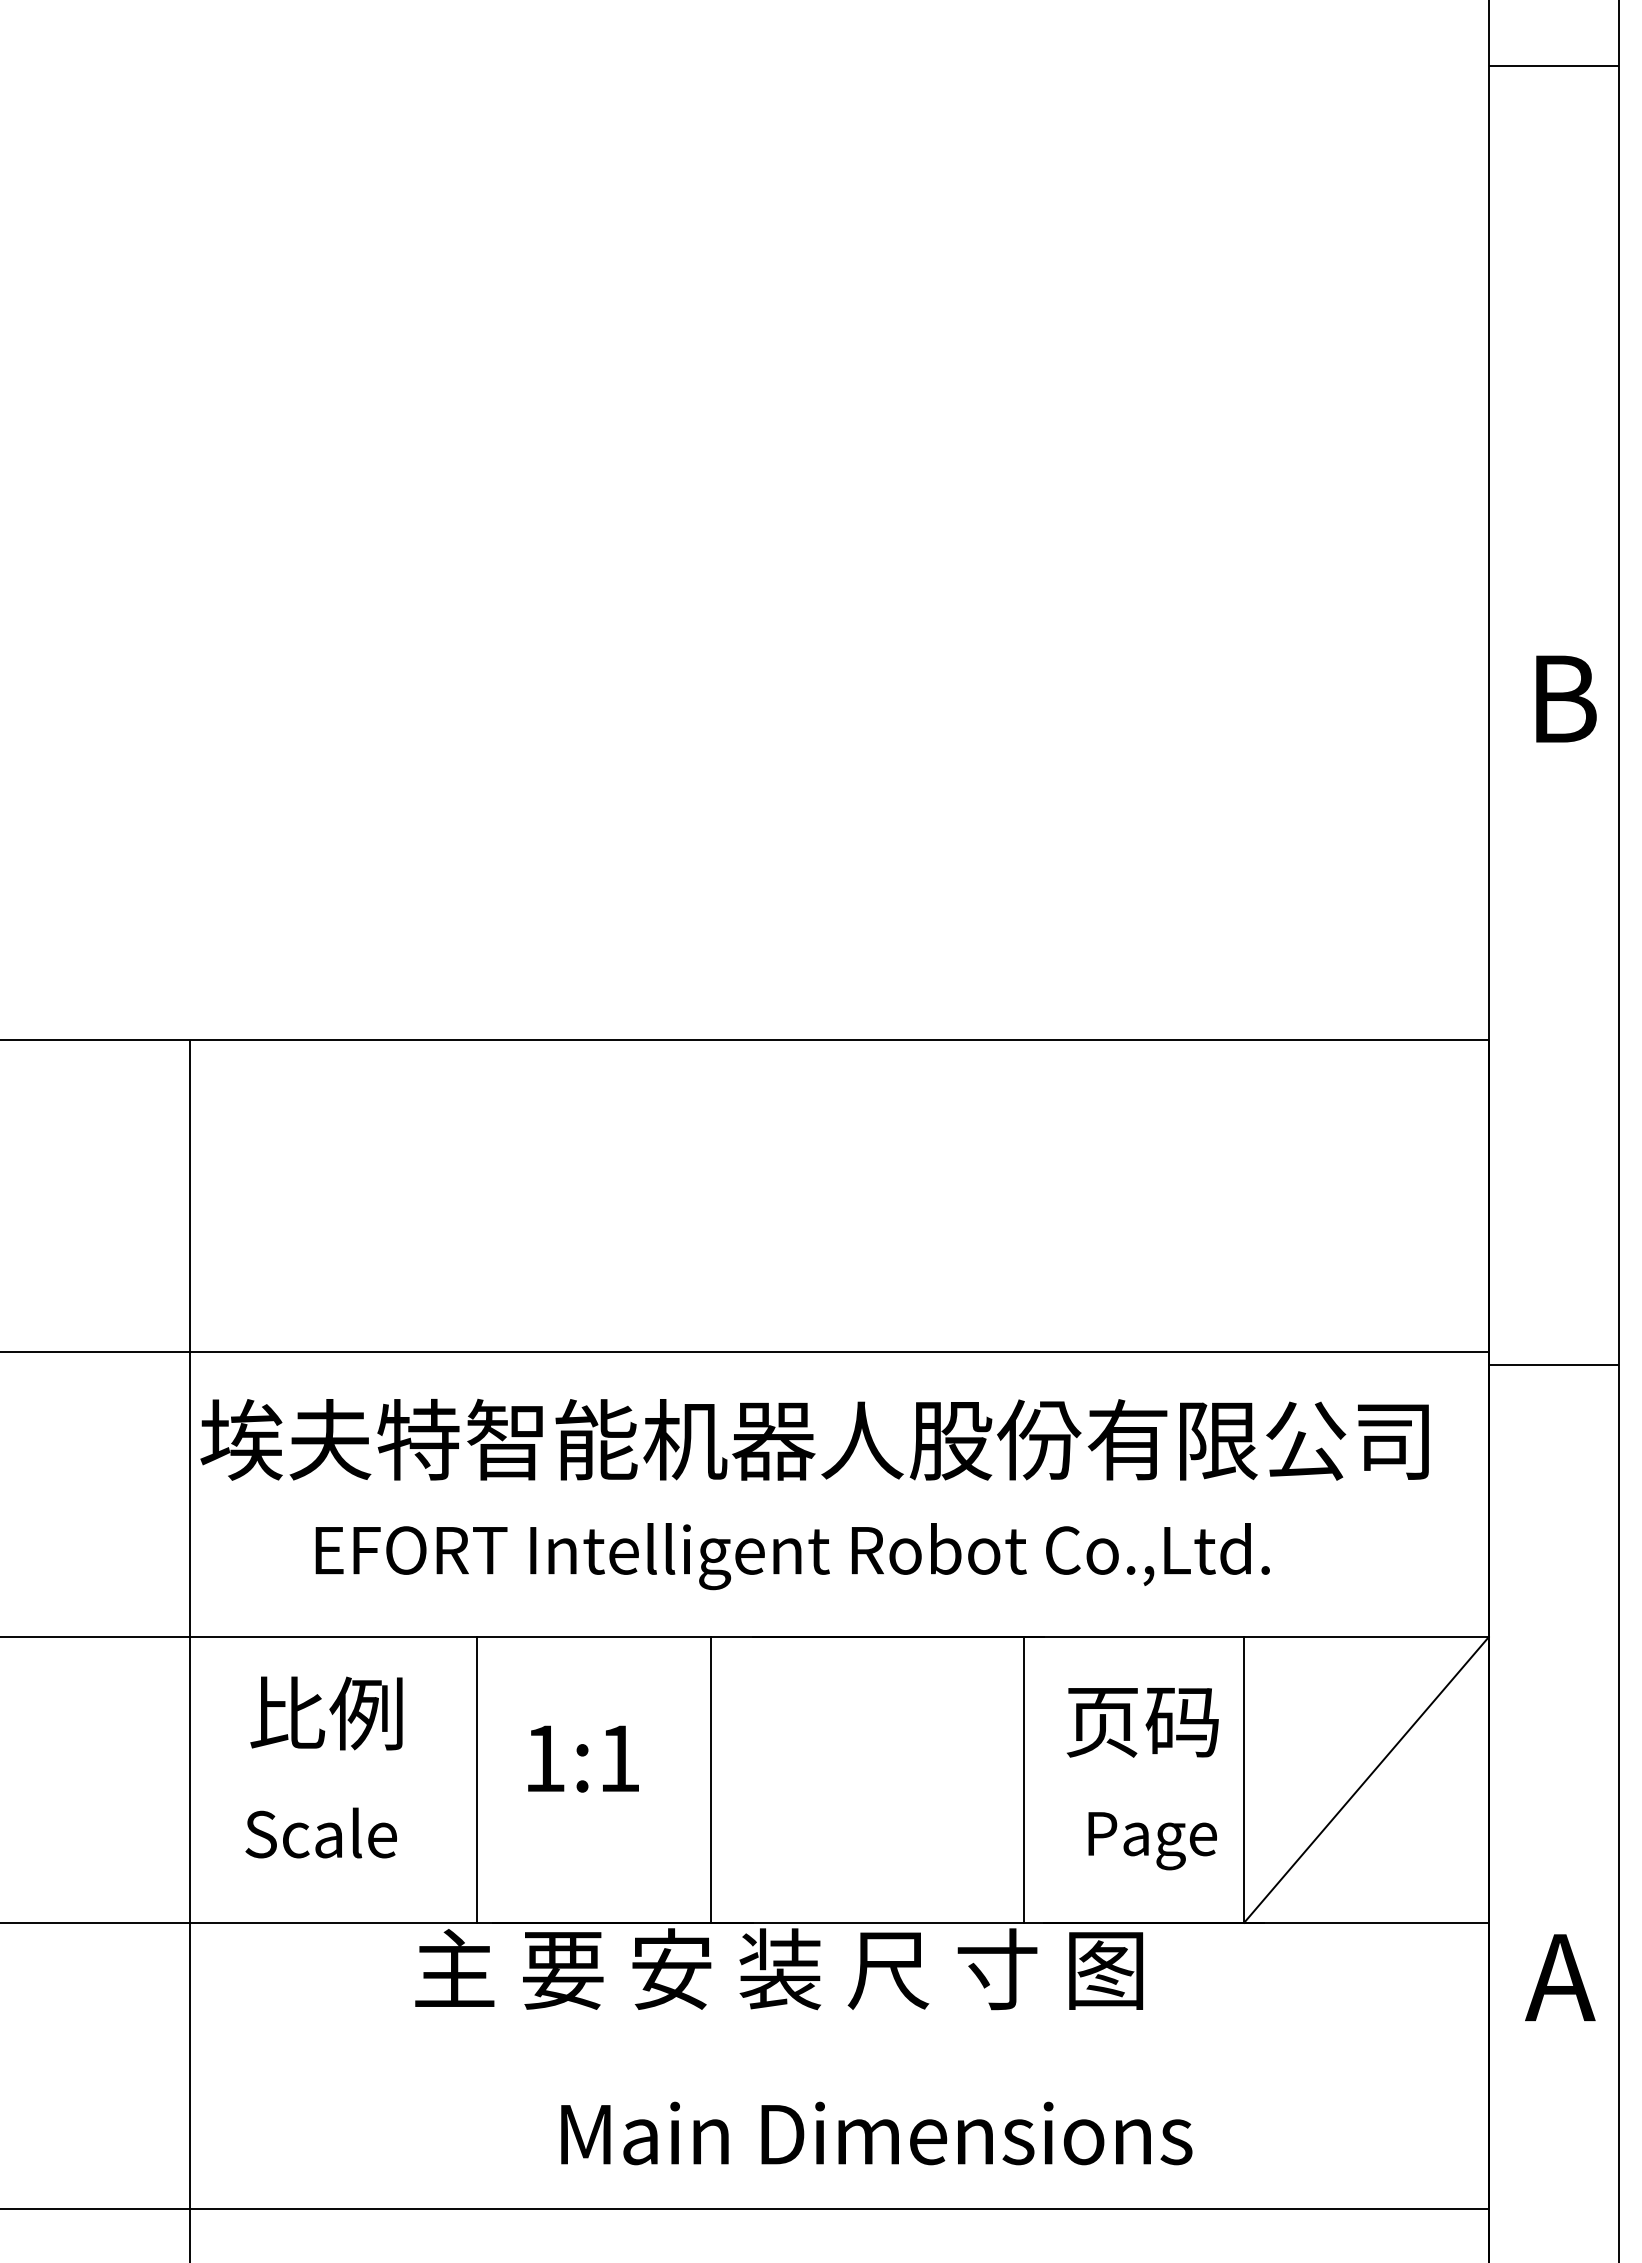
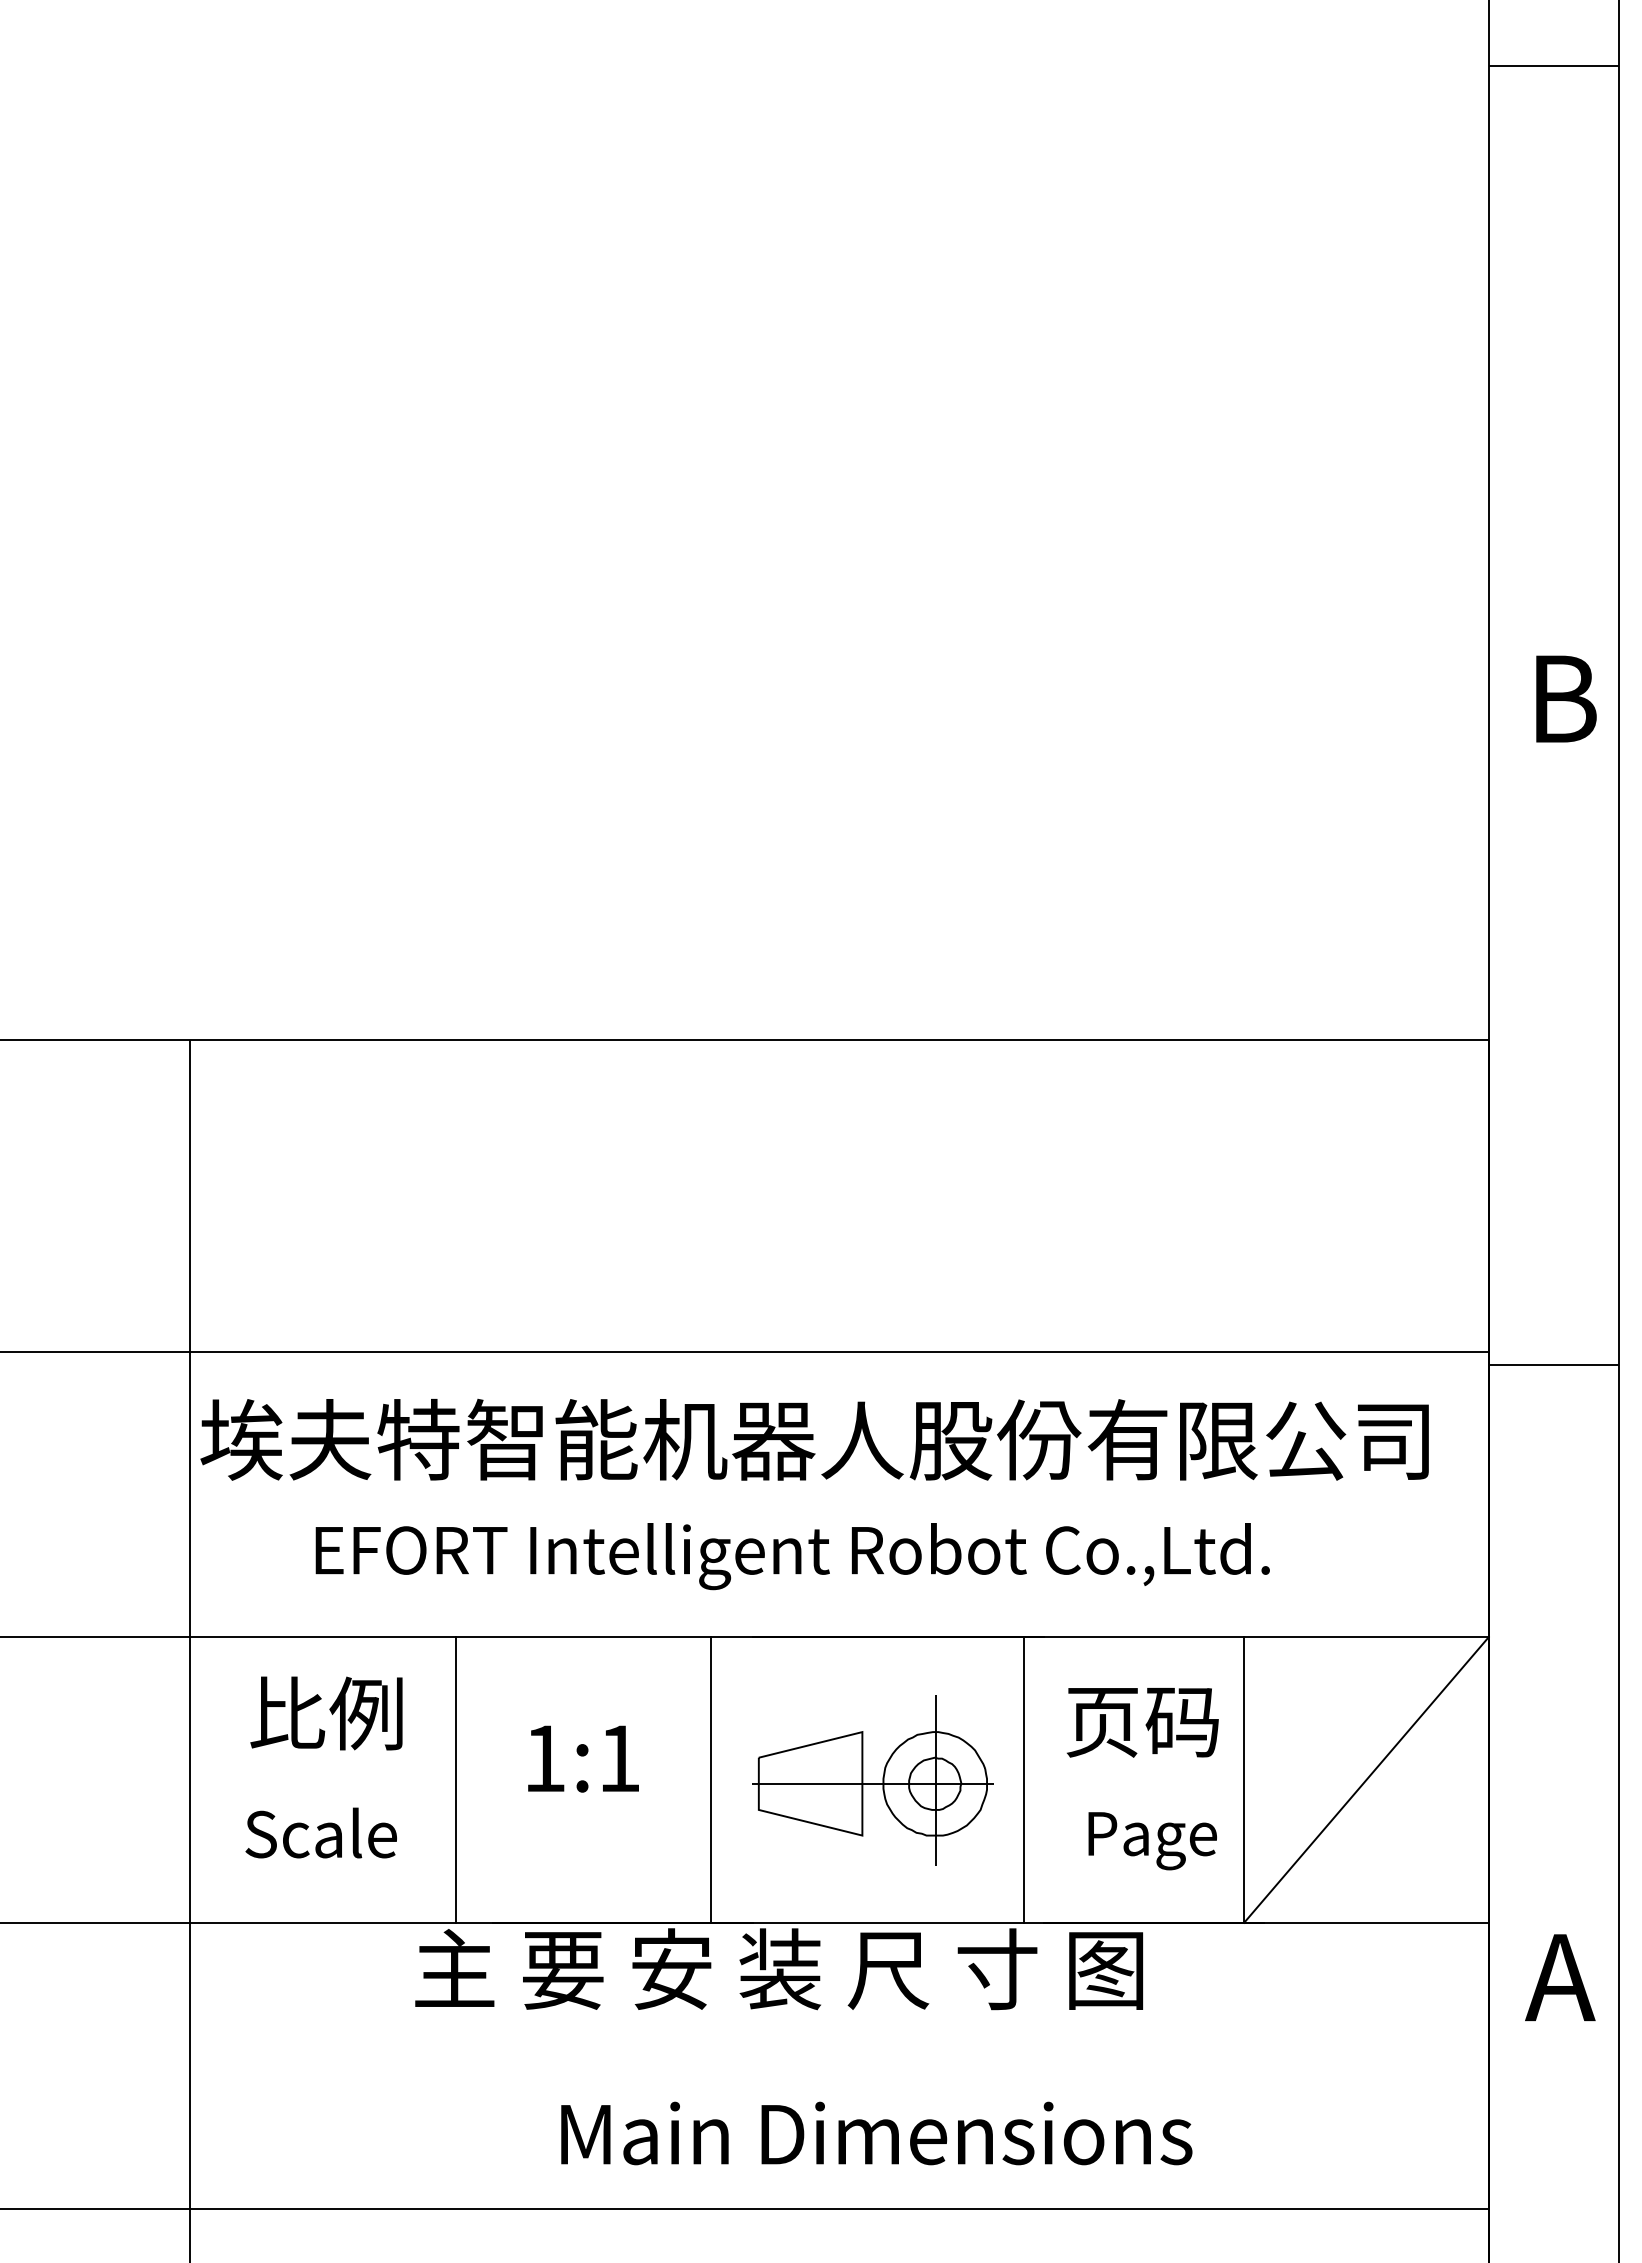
line position: (477, 1779) -> (456, 1779) (456, 1779)
part: none -> present (872, 1780)
